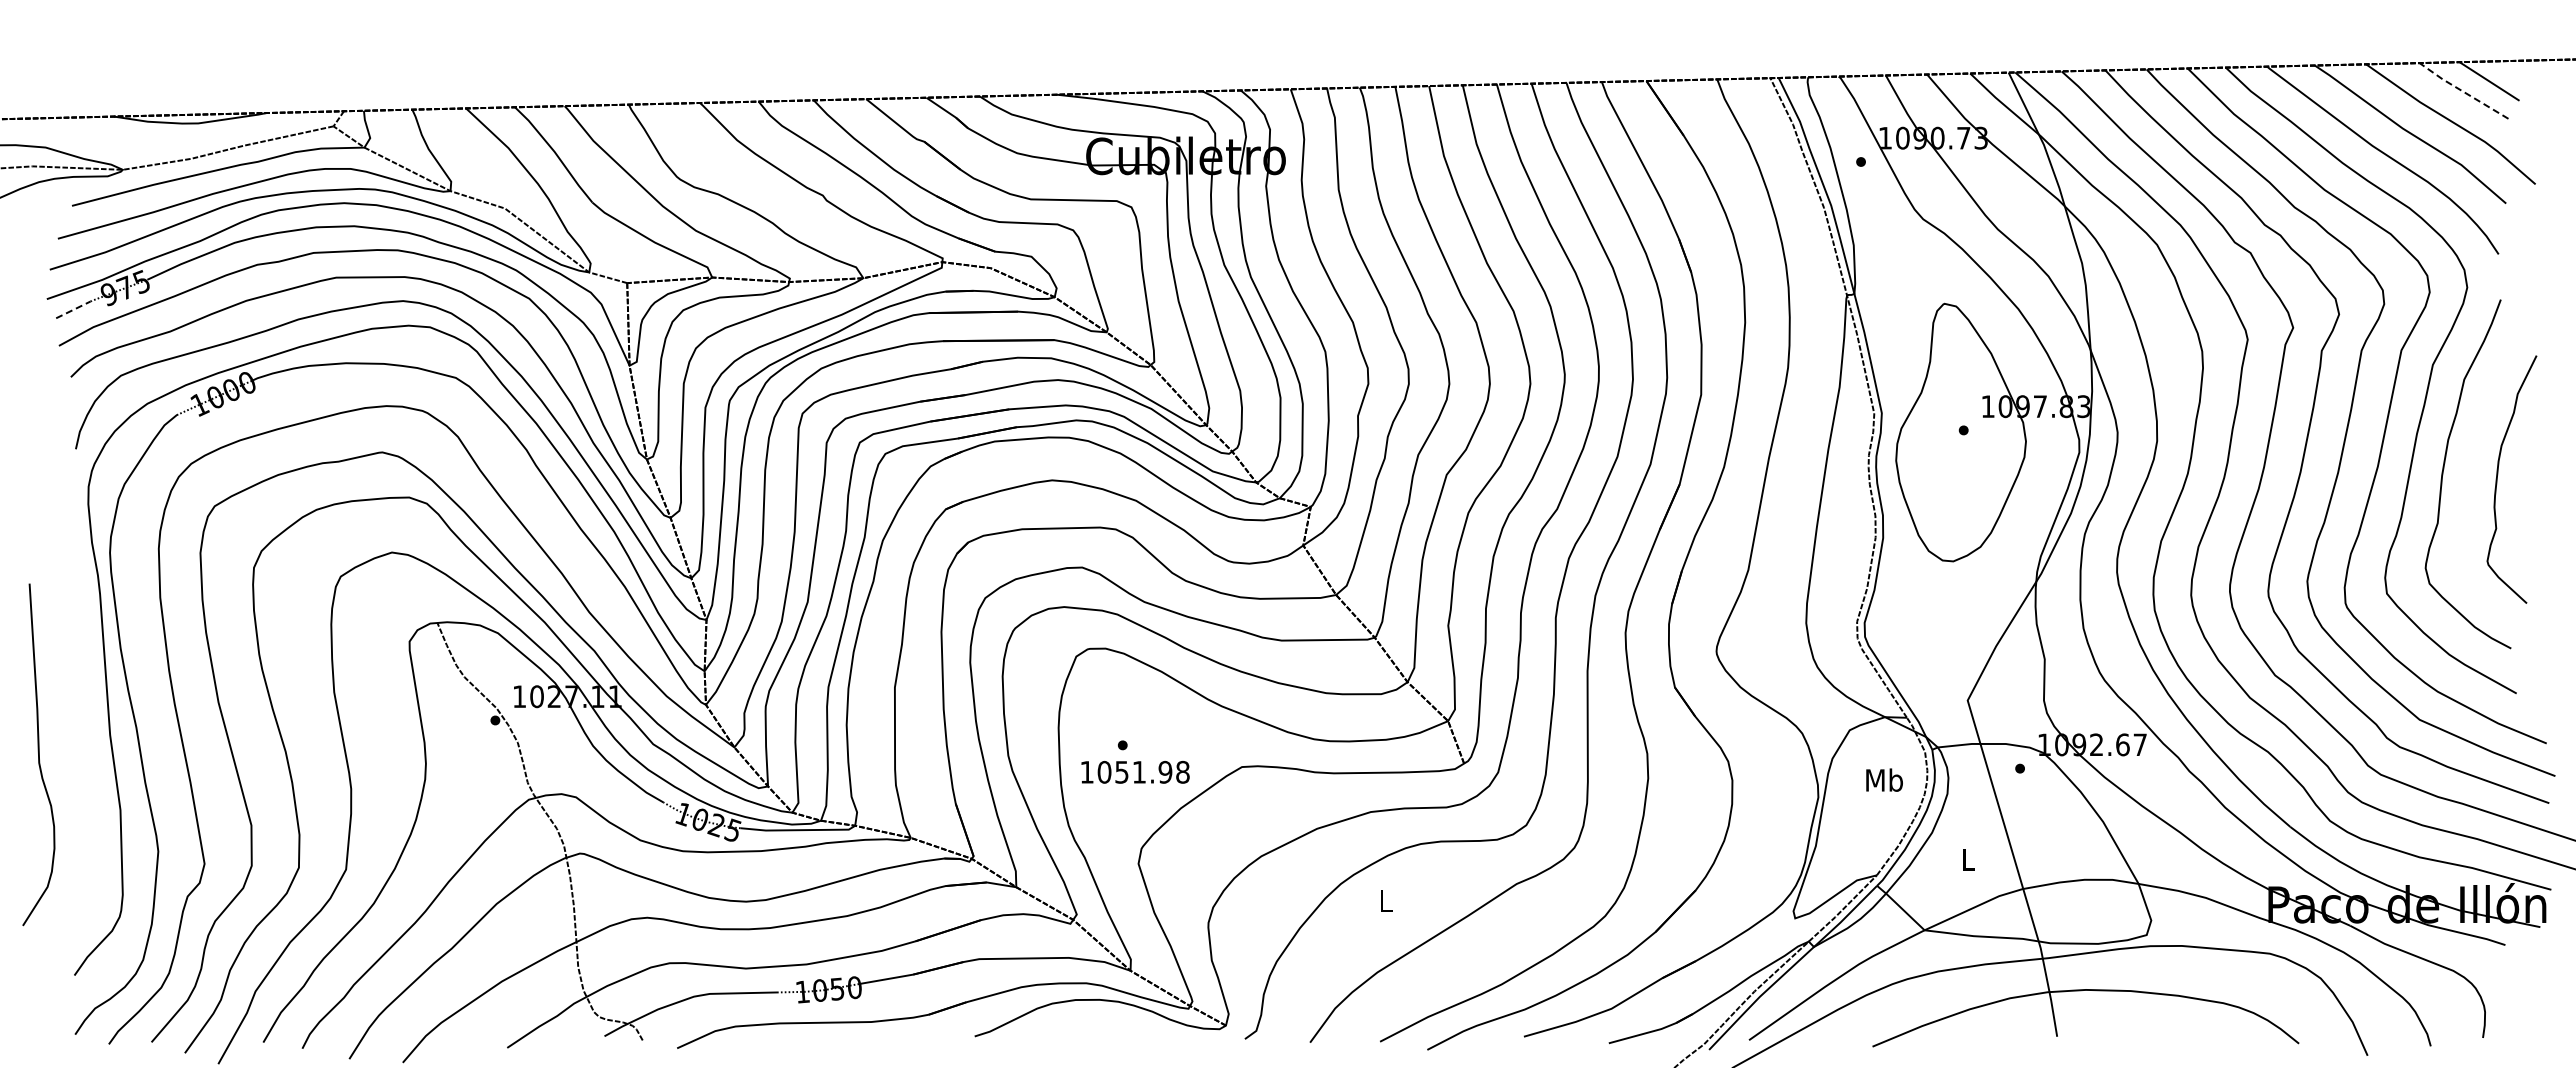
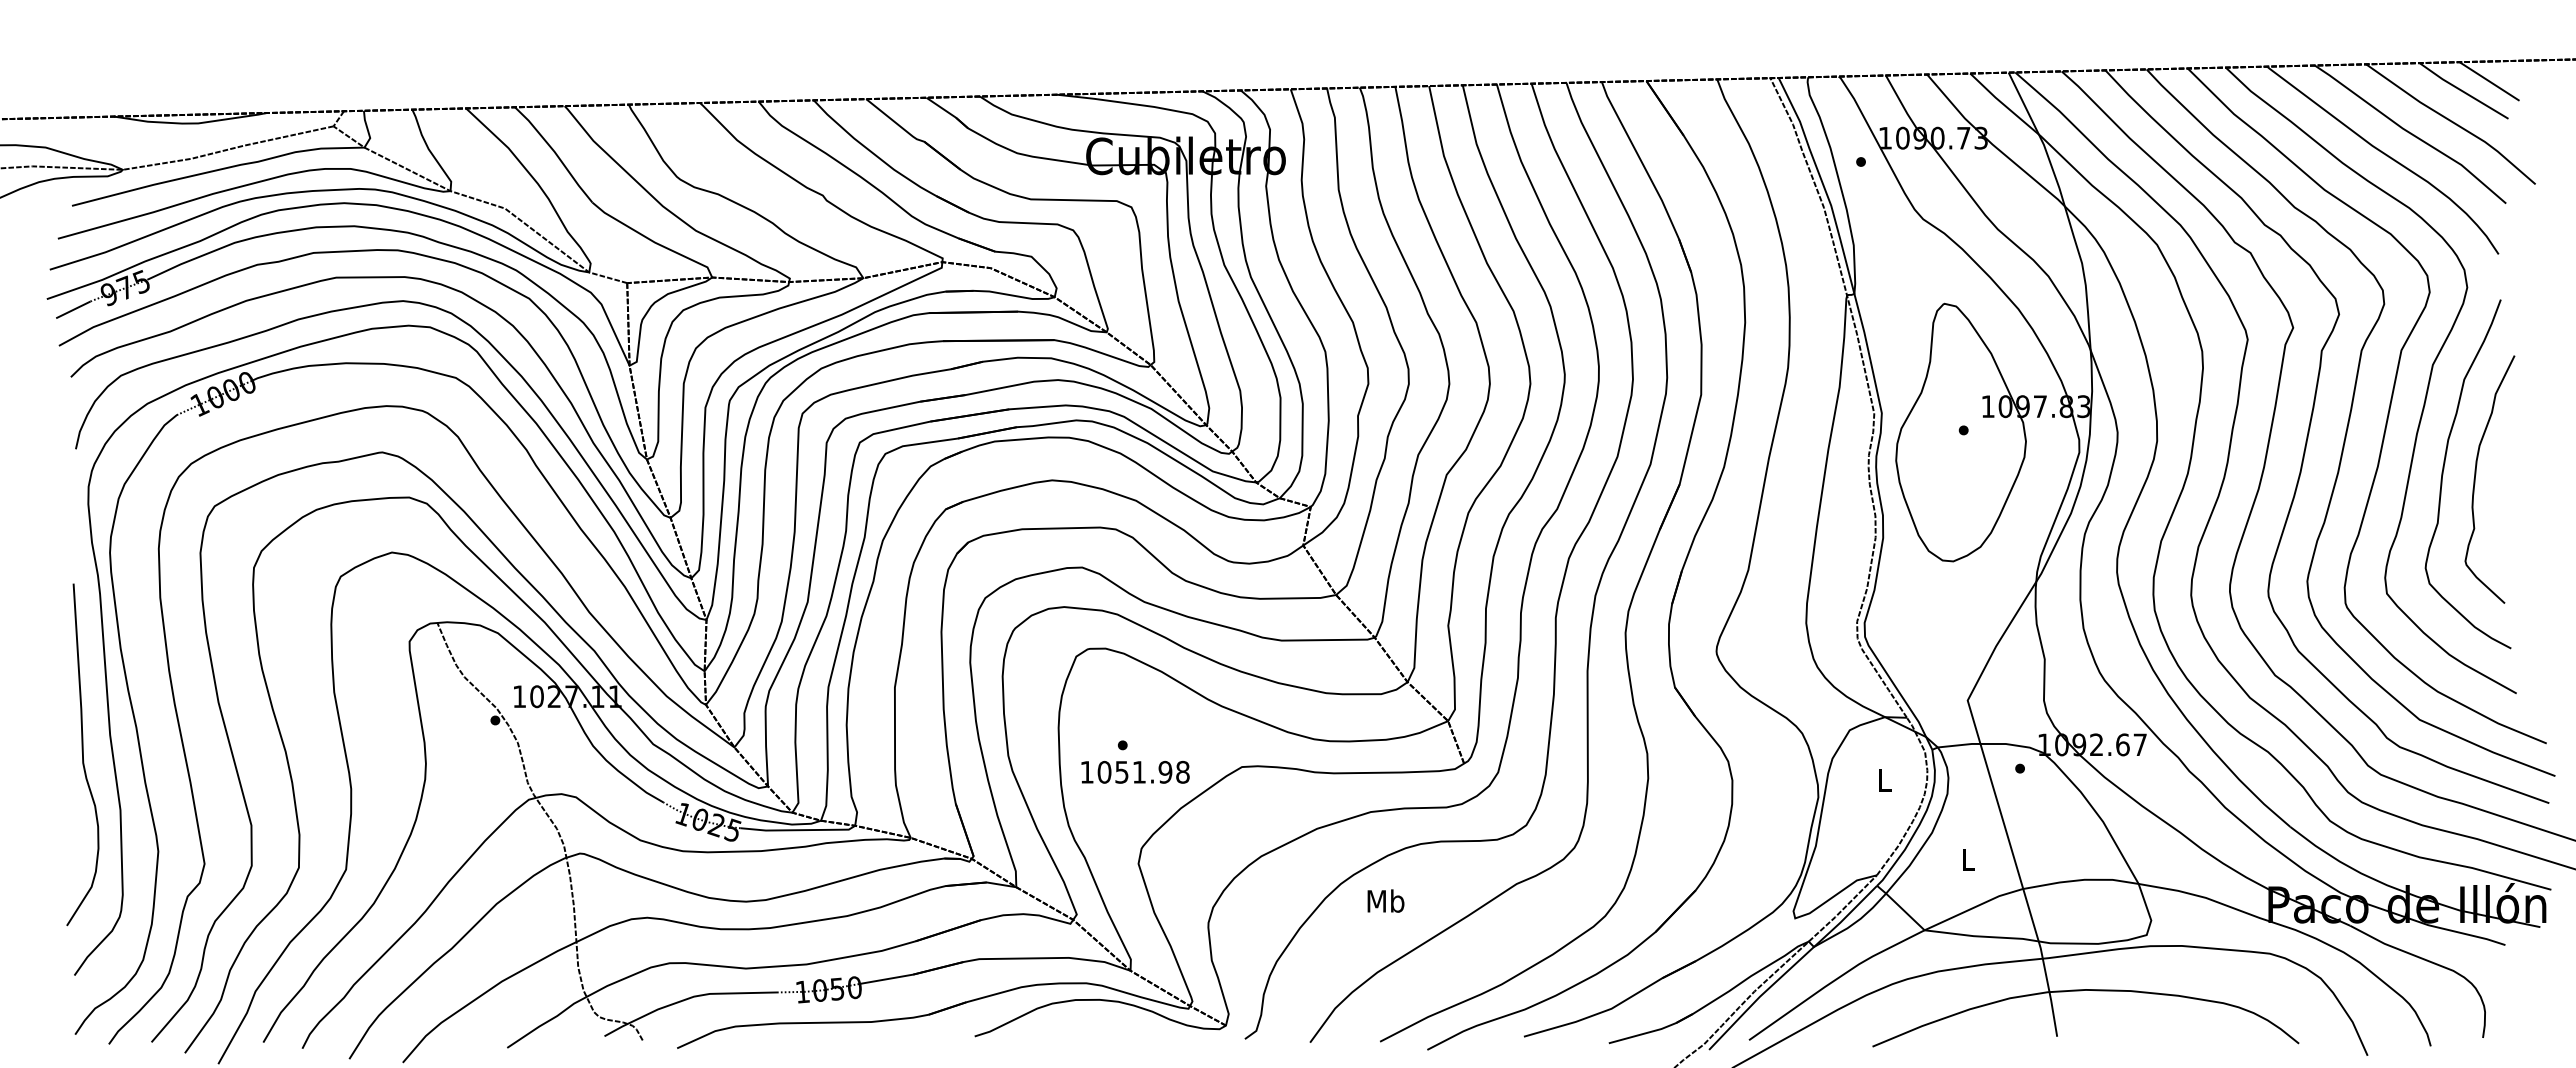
line: dashed -> solid (2462, 91)
line: dashed -> solid (73, 309)
curve position: (2498, 474) -> (2476, 474) (2476, 474)
curve position: (38, 754) -> (82, 754) (82, 754)
text: Mb -> L (1884, 779)
text: L -> Mb (1385, 900)
